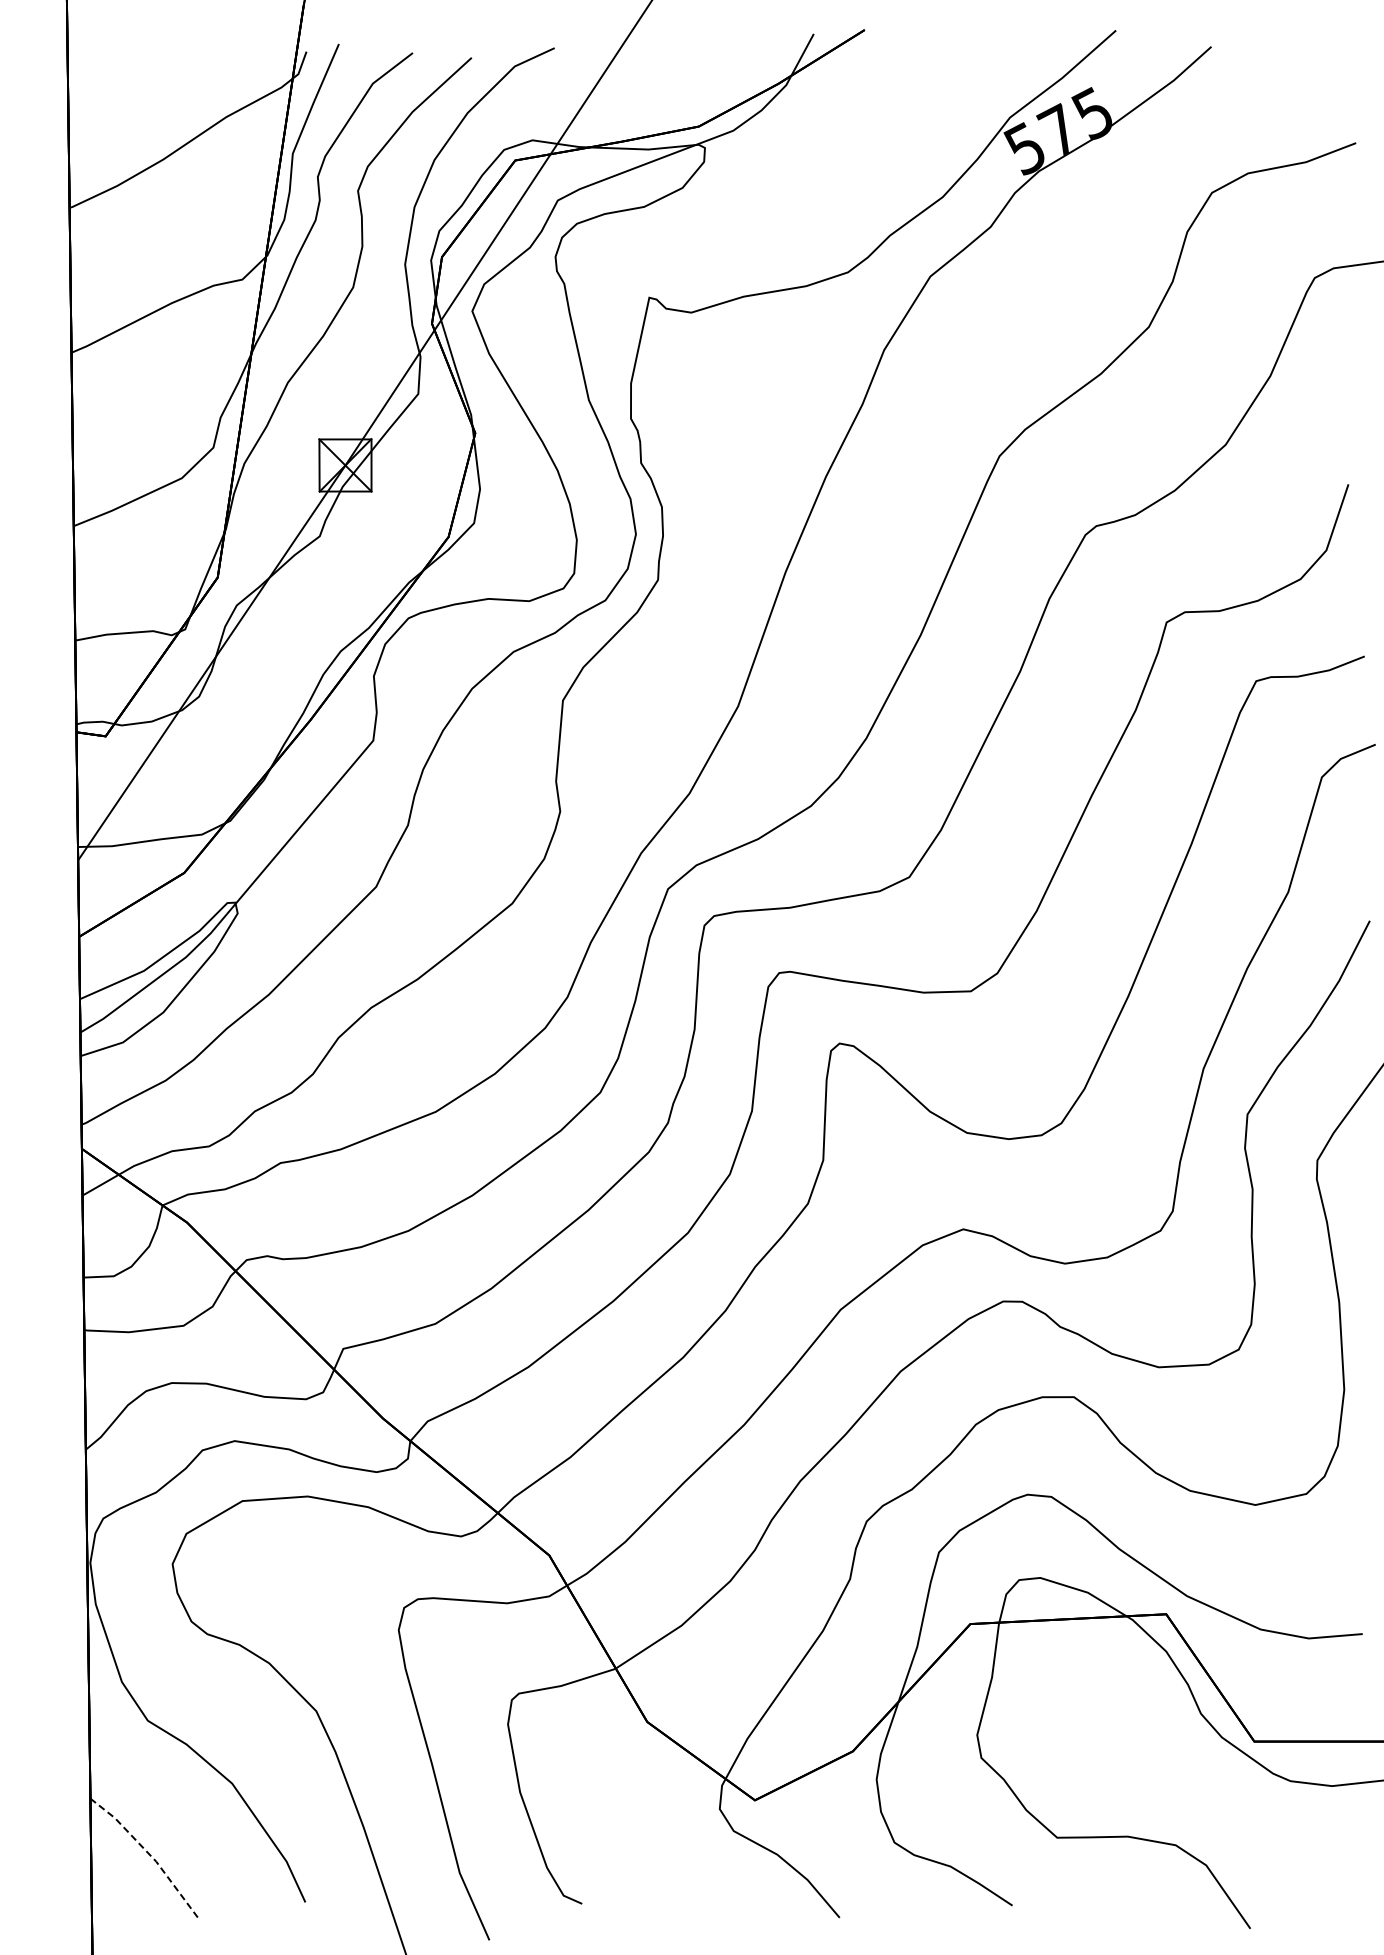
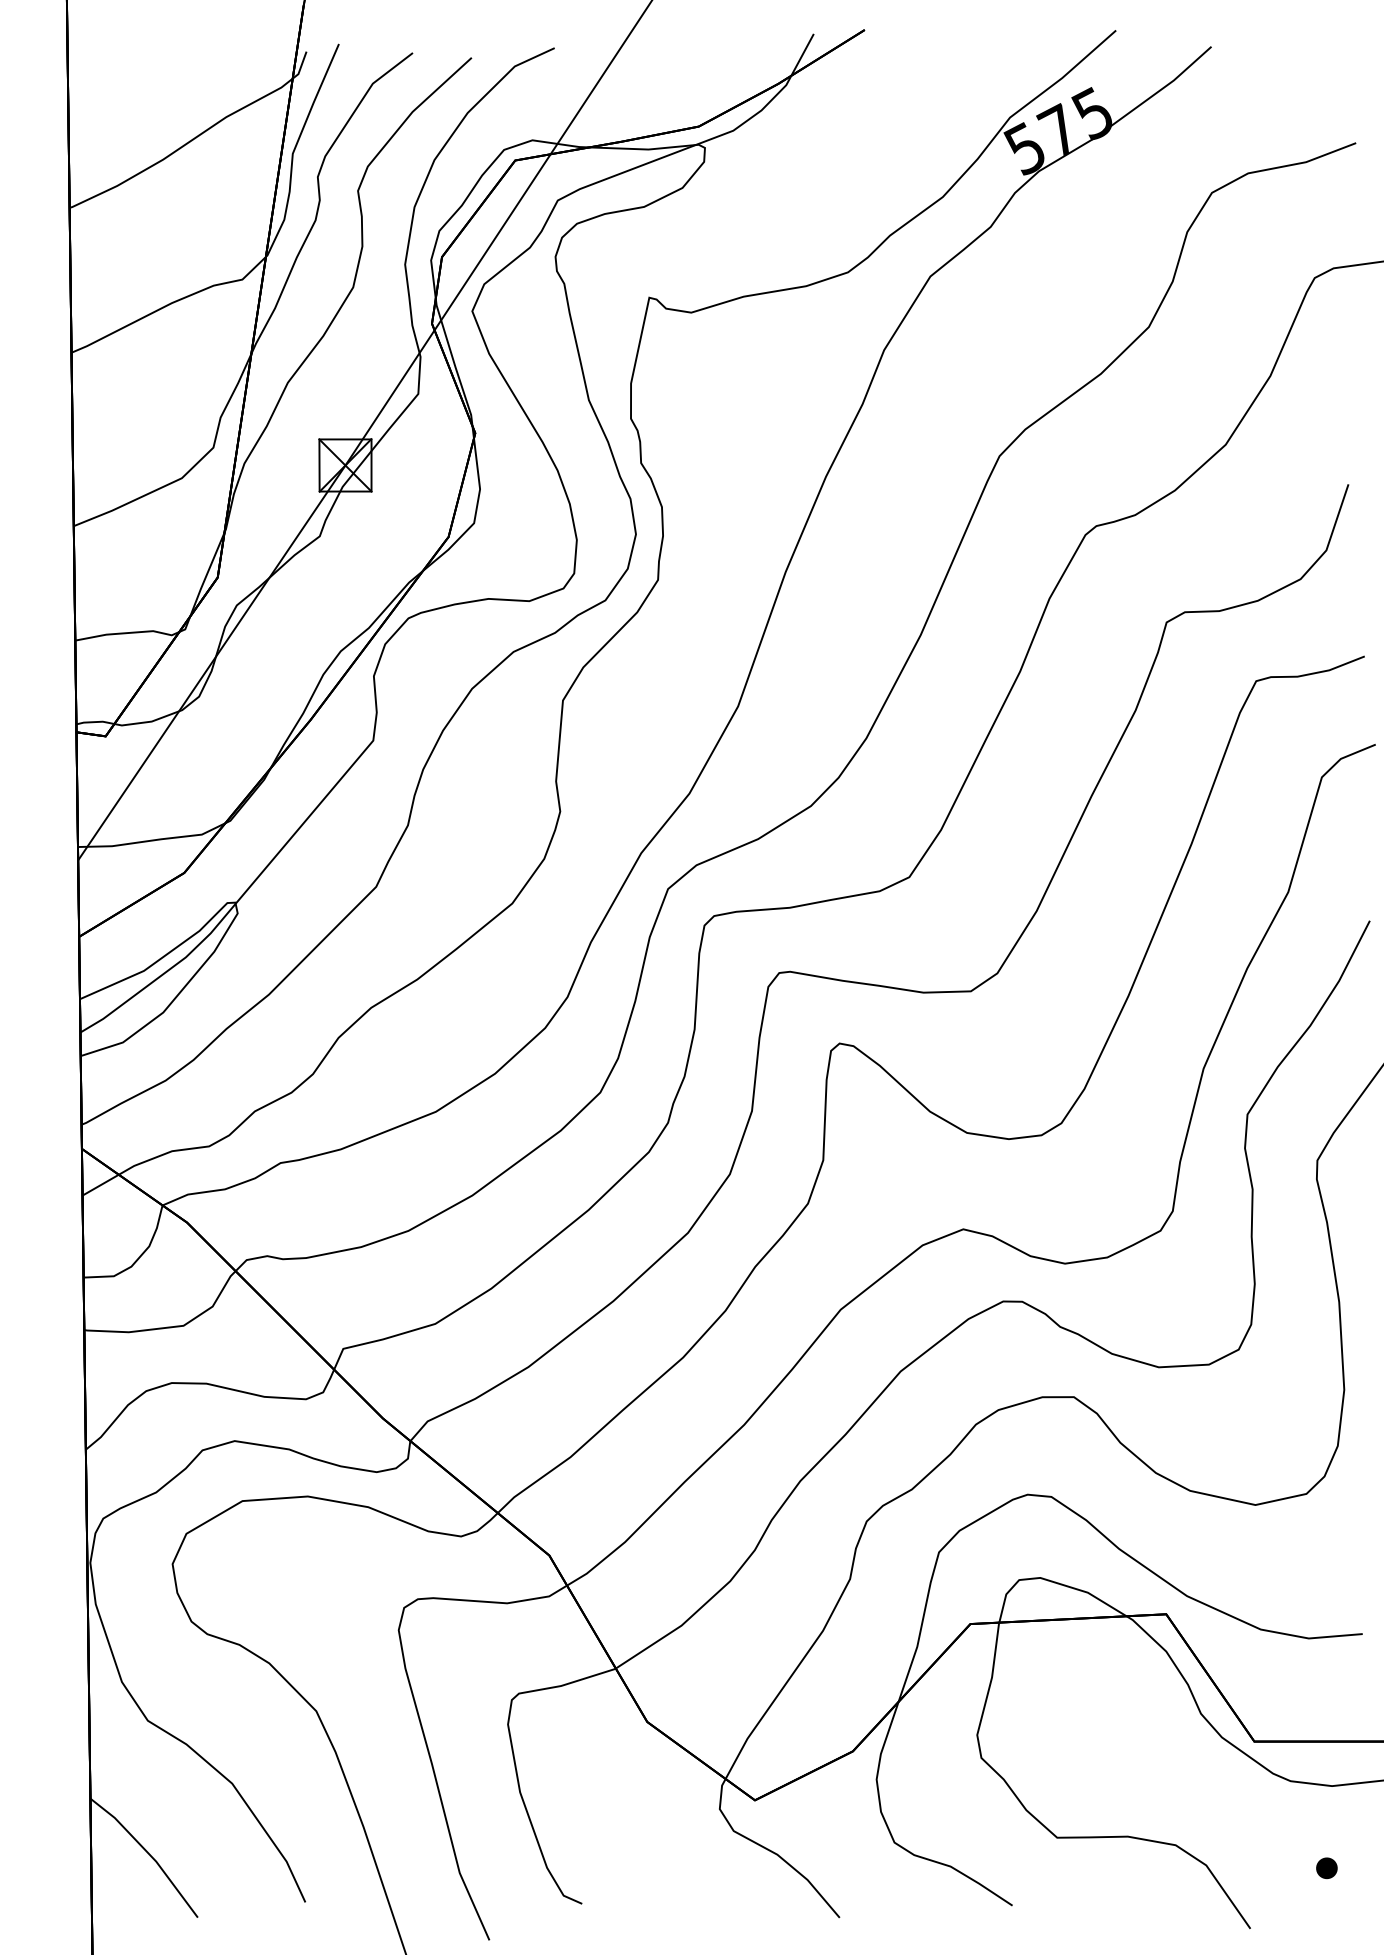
line: dashed -> solid (148, 1853)
part: none -> present (1326, 1868)
